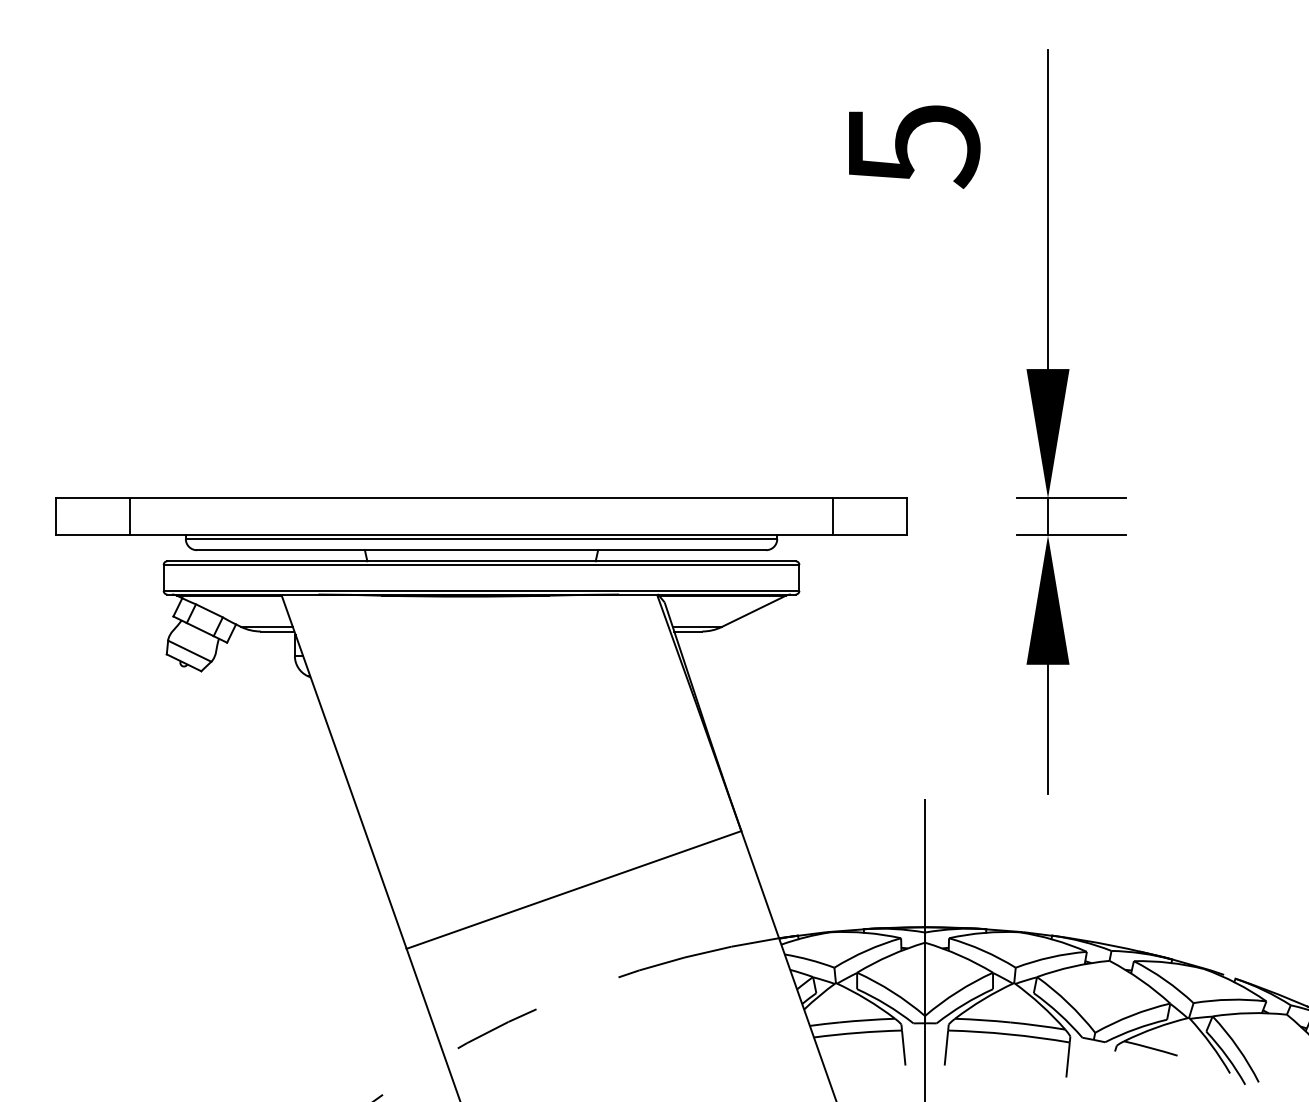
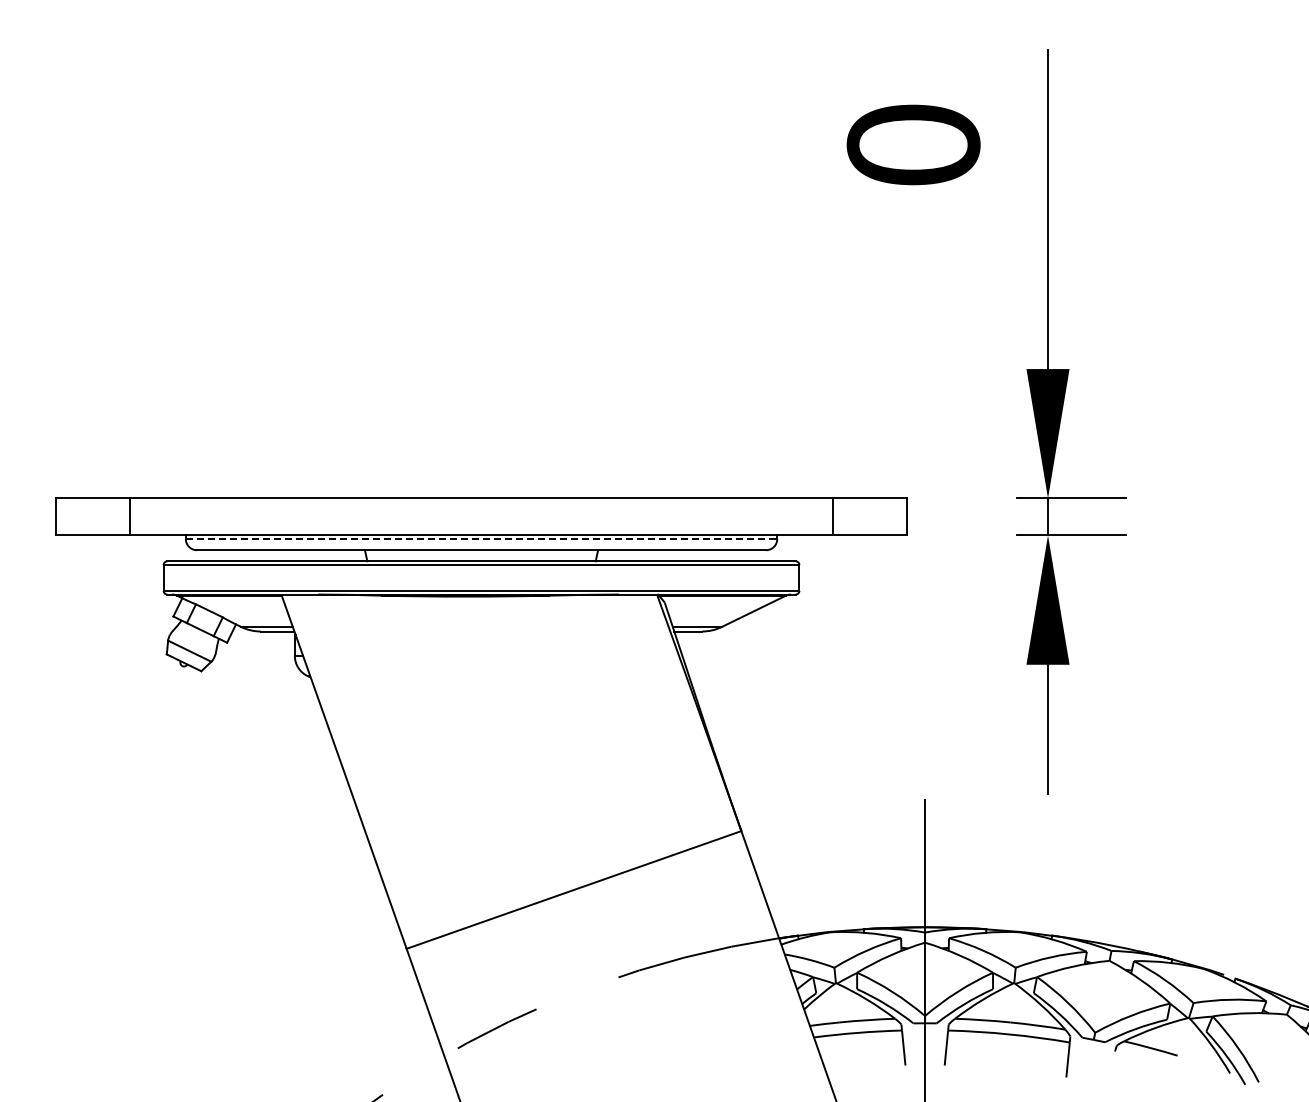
text: 5 -> 0 (913, 146)
line: solid -> dashed (481, 539)
